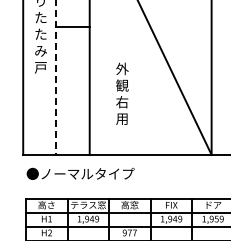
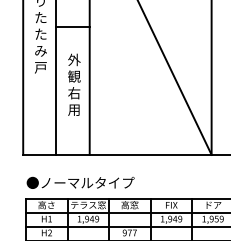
line: dashed -> solid (56, 77)
text position: (122, 93) -> (74, 84) (74, 84)
text position: (80, 173) -> (80, 182) (80, 182)
